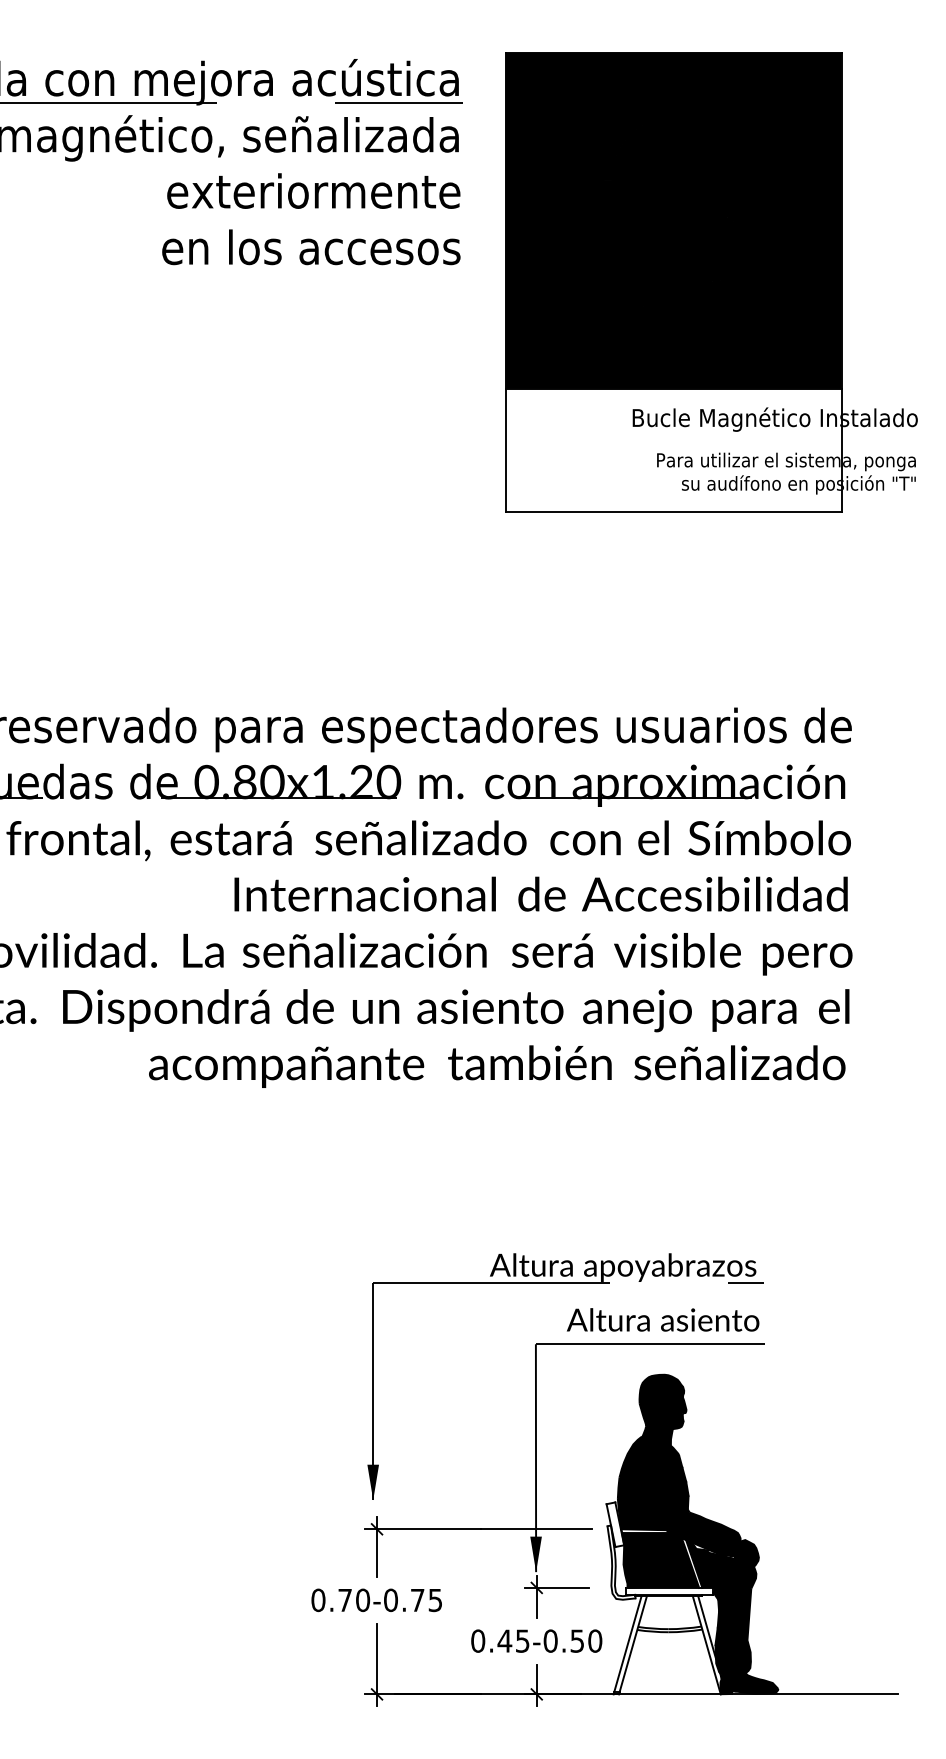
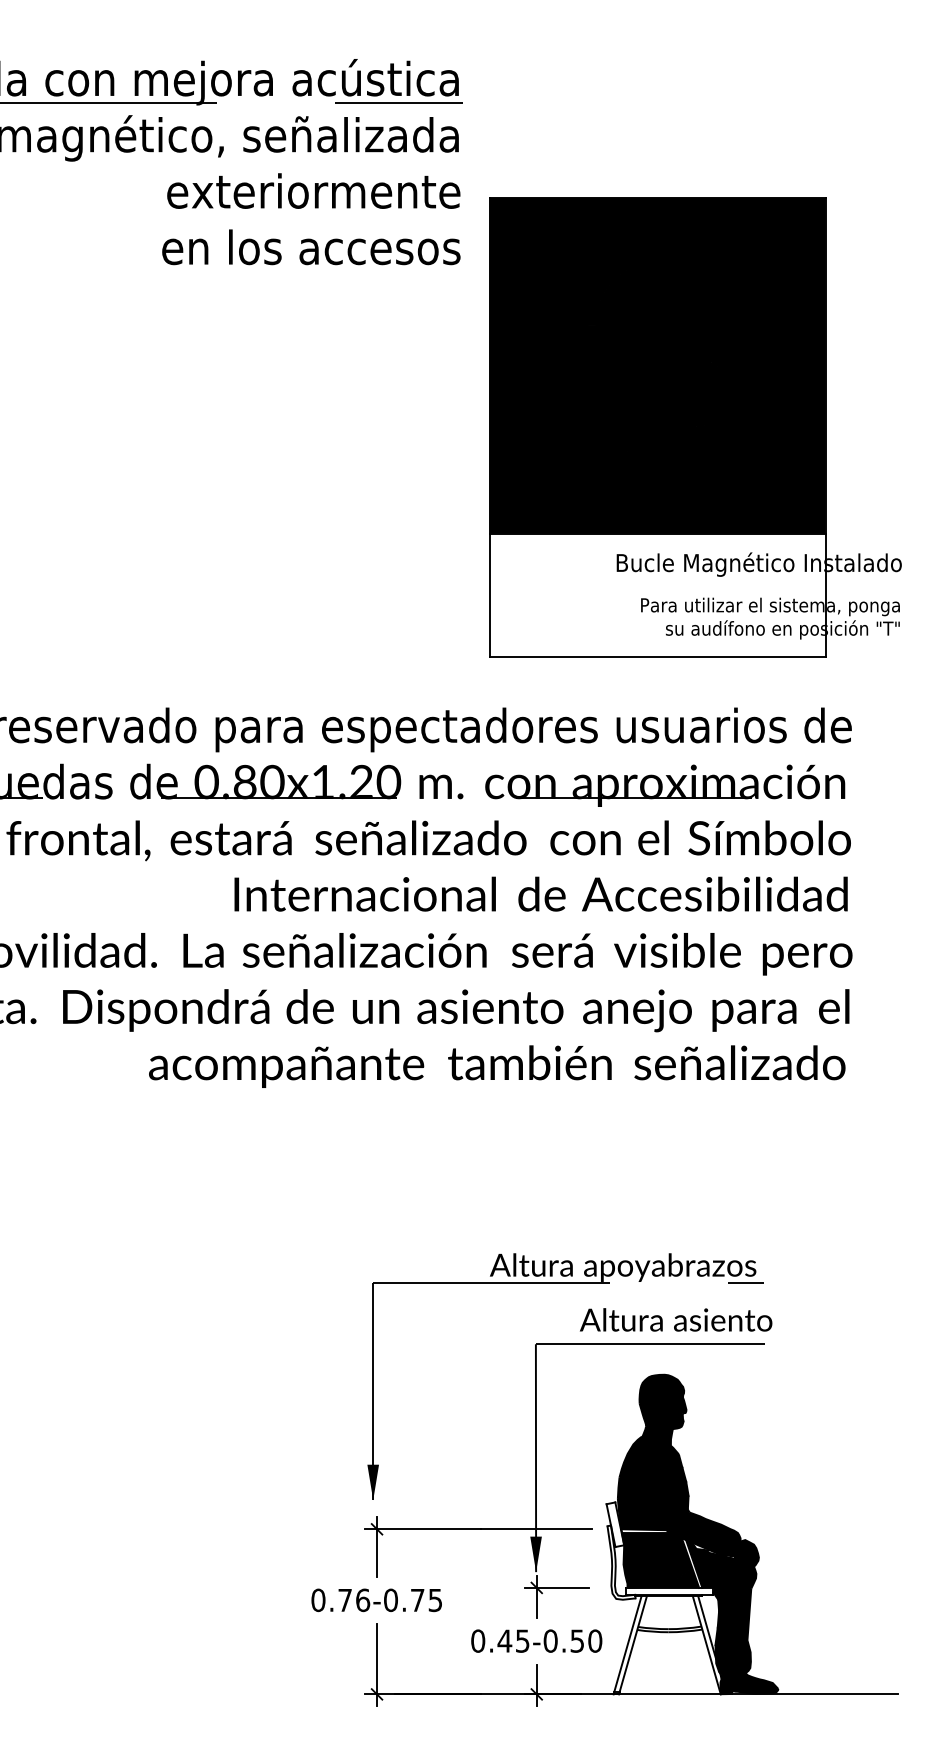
part position: (711, 282) -> (695, 427) (695, 427)
text position: (663, 1319) -> (676, 1319) (676, 1319)
text: 0.70-0.75 -> 0.76-0.75 (363, 1599)
